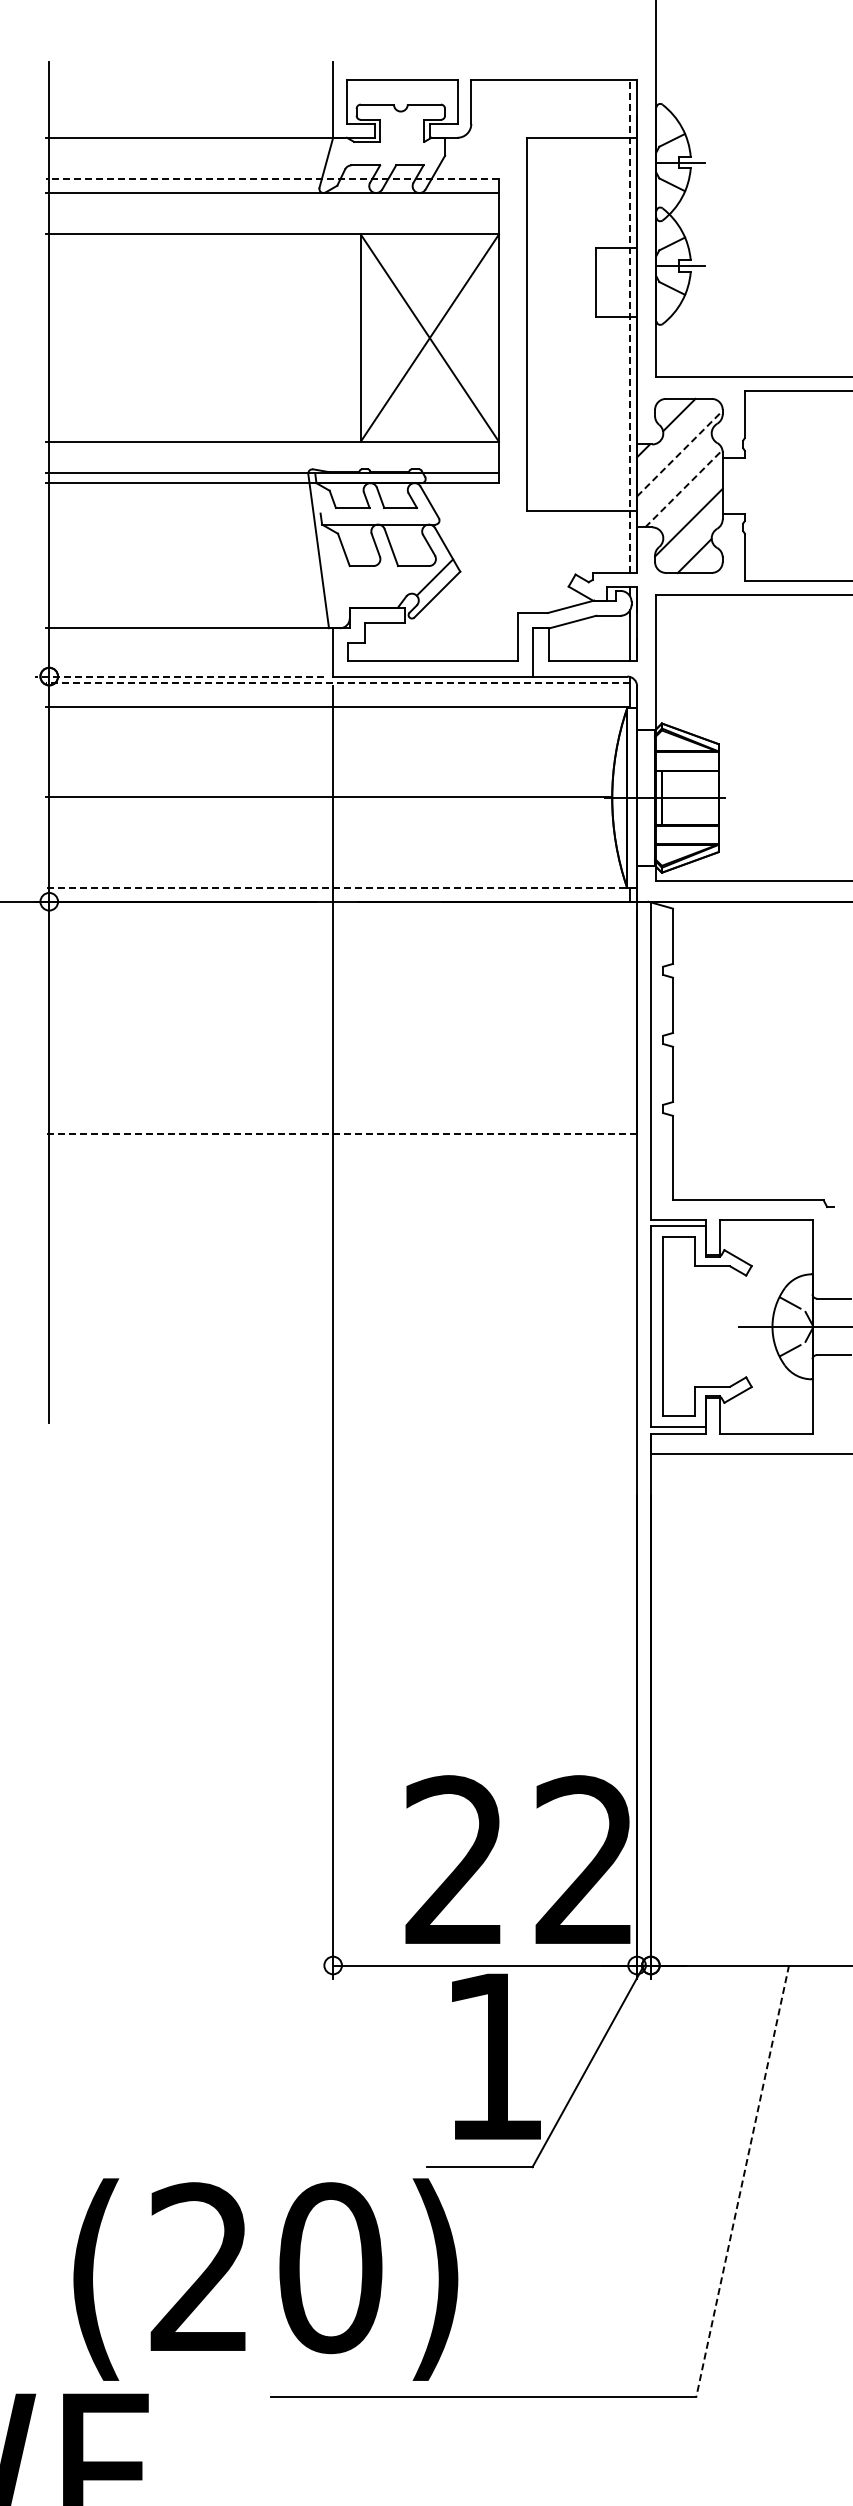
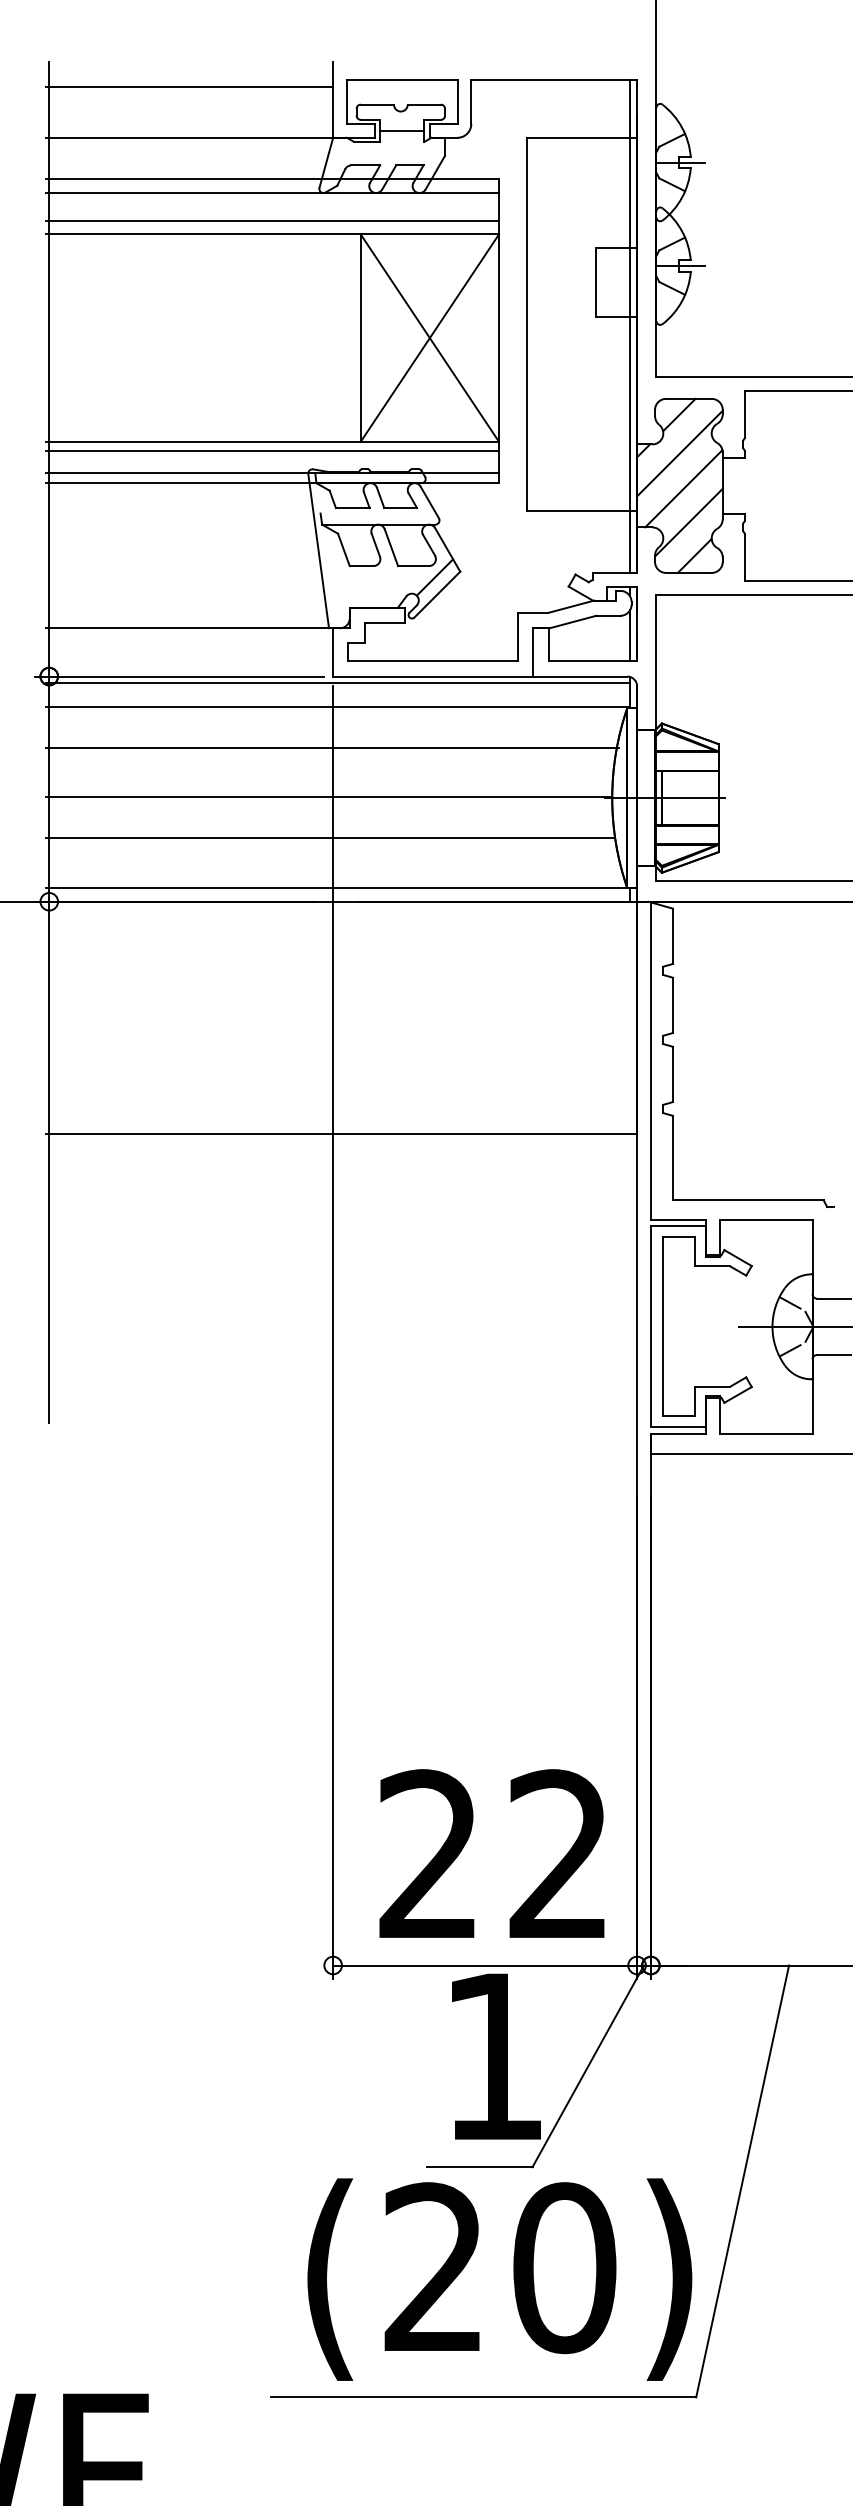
line: none -> present (189, 86)
line: none -> present (402, 130)
line: dashed -> solid (272, 179)
line: none -> present (271, 220)
line: dashed -> solid (630, 326)
line: none -> present (271, 451)
line: dashed -> solid (679, 453)
line: dashed -> solid (683, 488)
line: dashed -> solid (178, 676)
line: dashed -> solid (337, 683)
line: none -> present (332, 748)
line: none -> present (329, 838)
line: dashed -> solid (341, 887)
line: dashed -> solid (341, 1134)
text position: (517, 1859) -> (491, 1853) (491, 1853)
line: dashed -> solid (742, 2181)
text position: (265, 2279) -> (499, 2279) (499, 2279)
